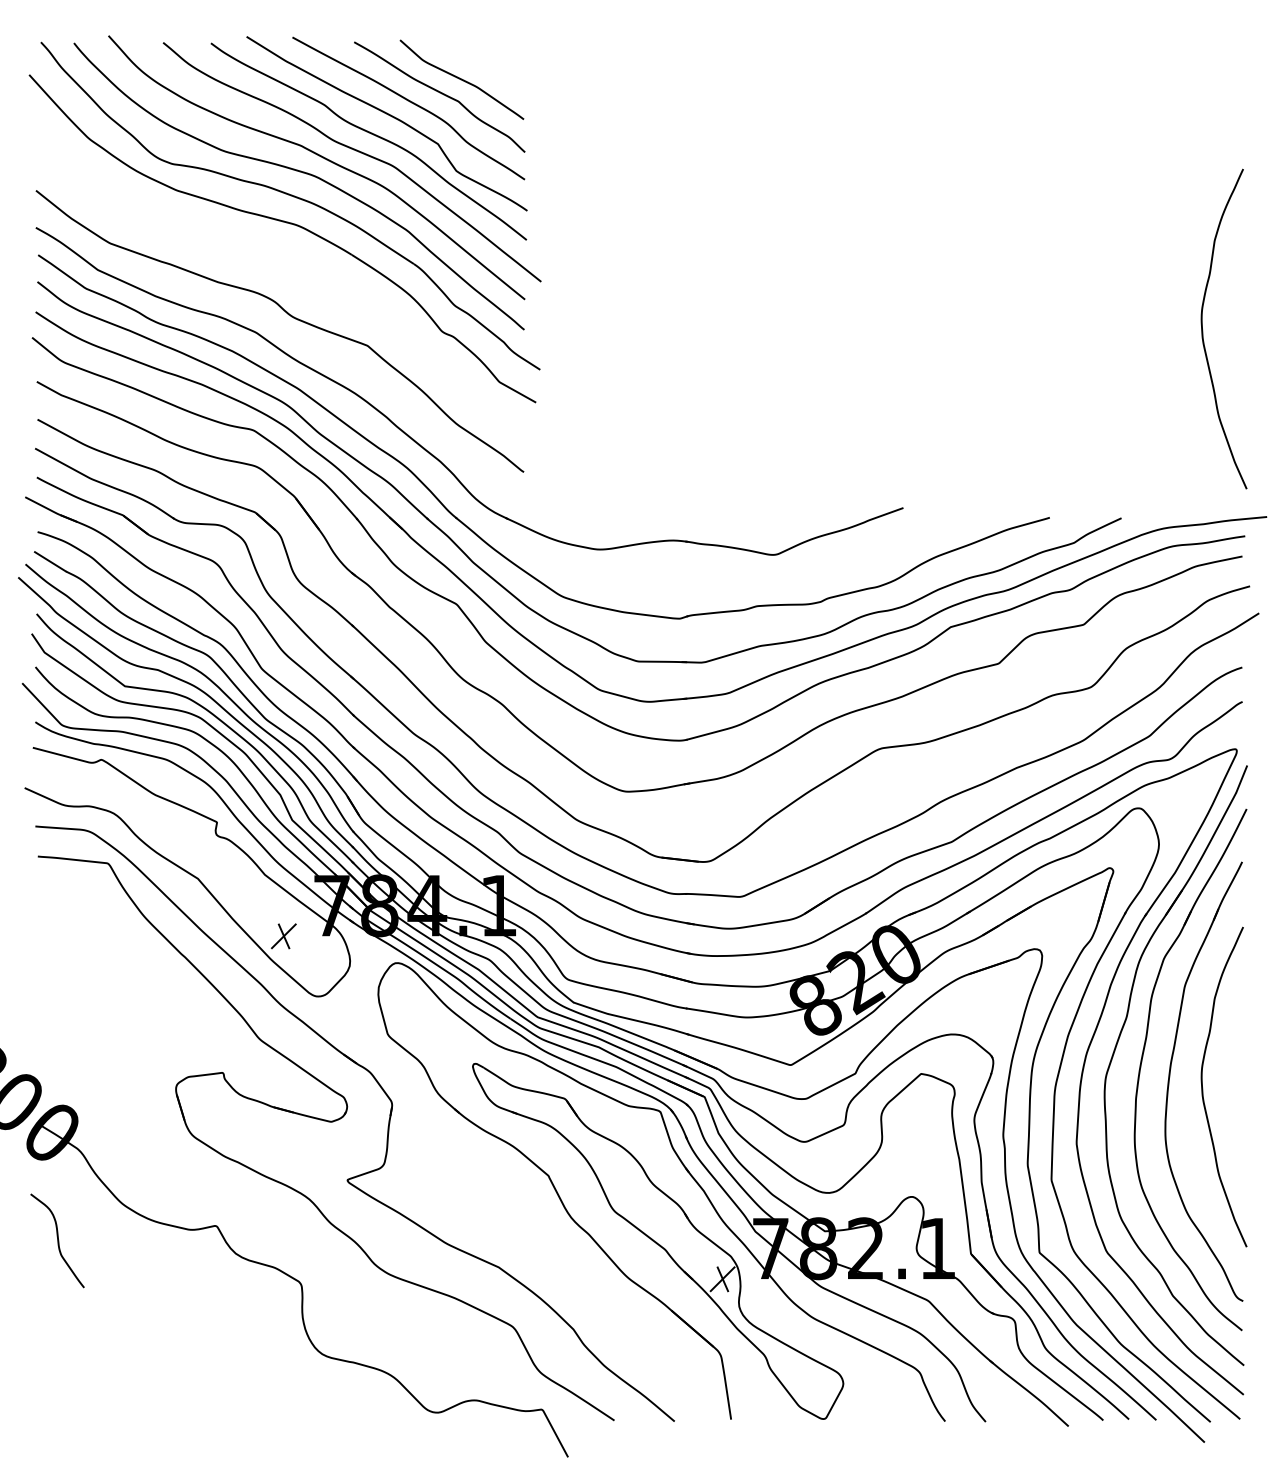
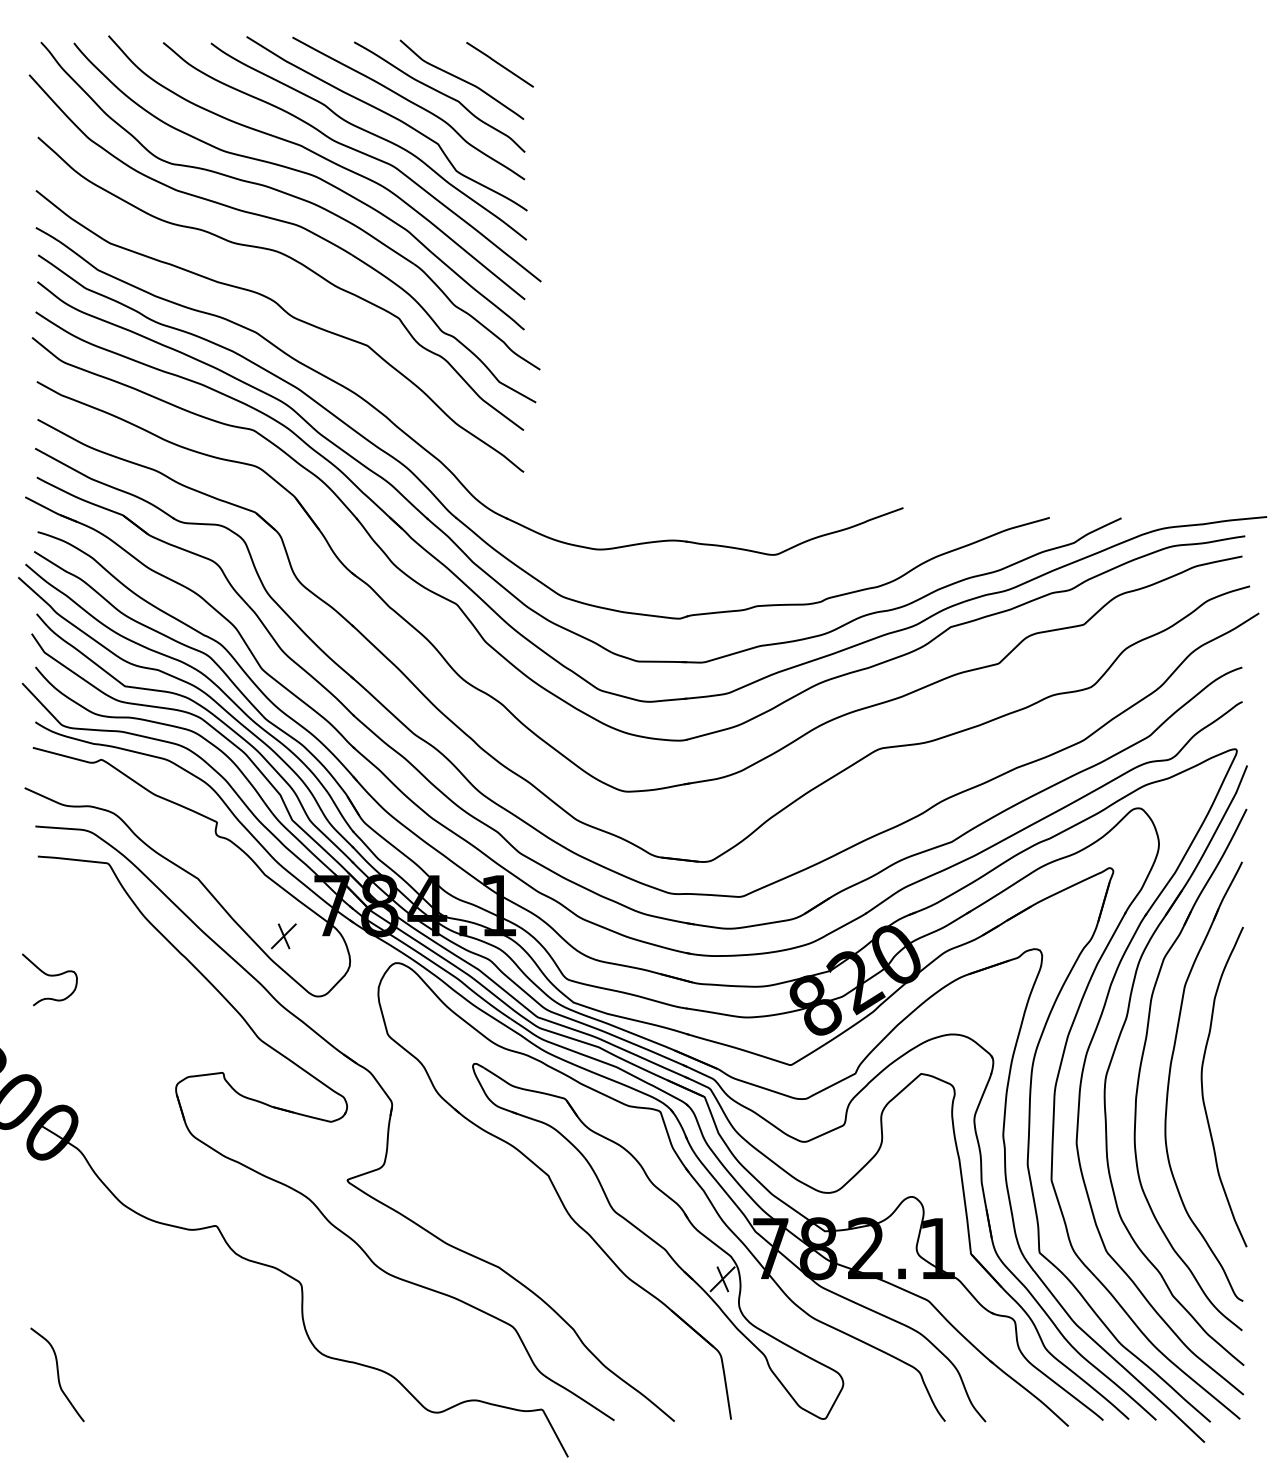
line: none -> present (499, 64)
curve: none -> present (294, 261)
curve: present -> none (1203, 330)
curve: none -> present (49, 976)
curve position: (57, 1240) -> (57, 1374) (57, 1374)
